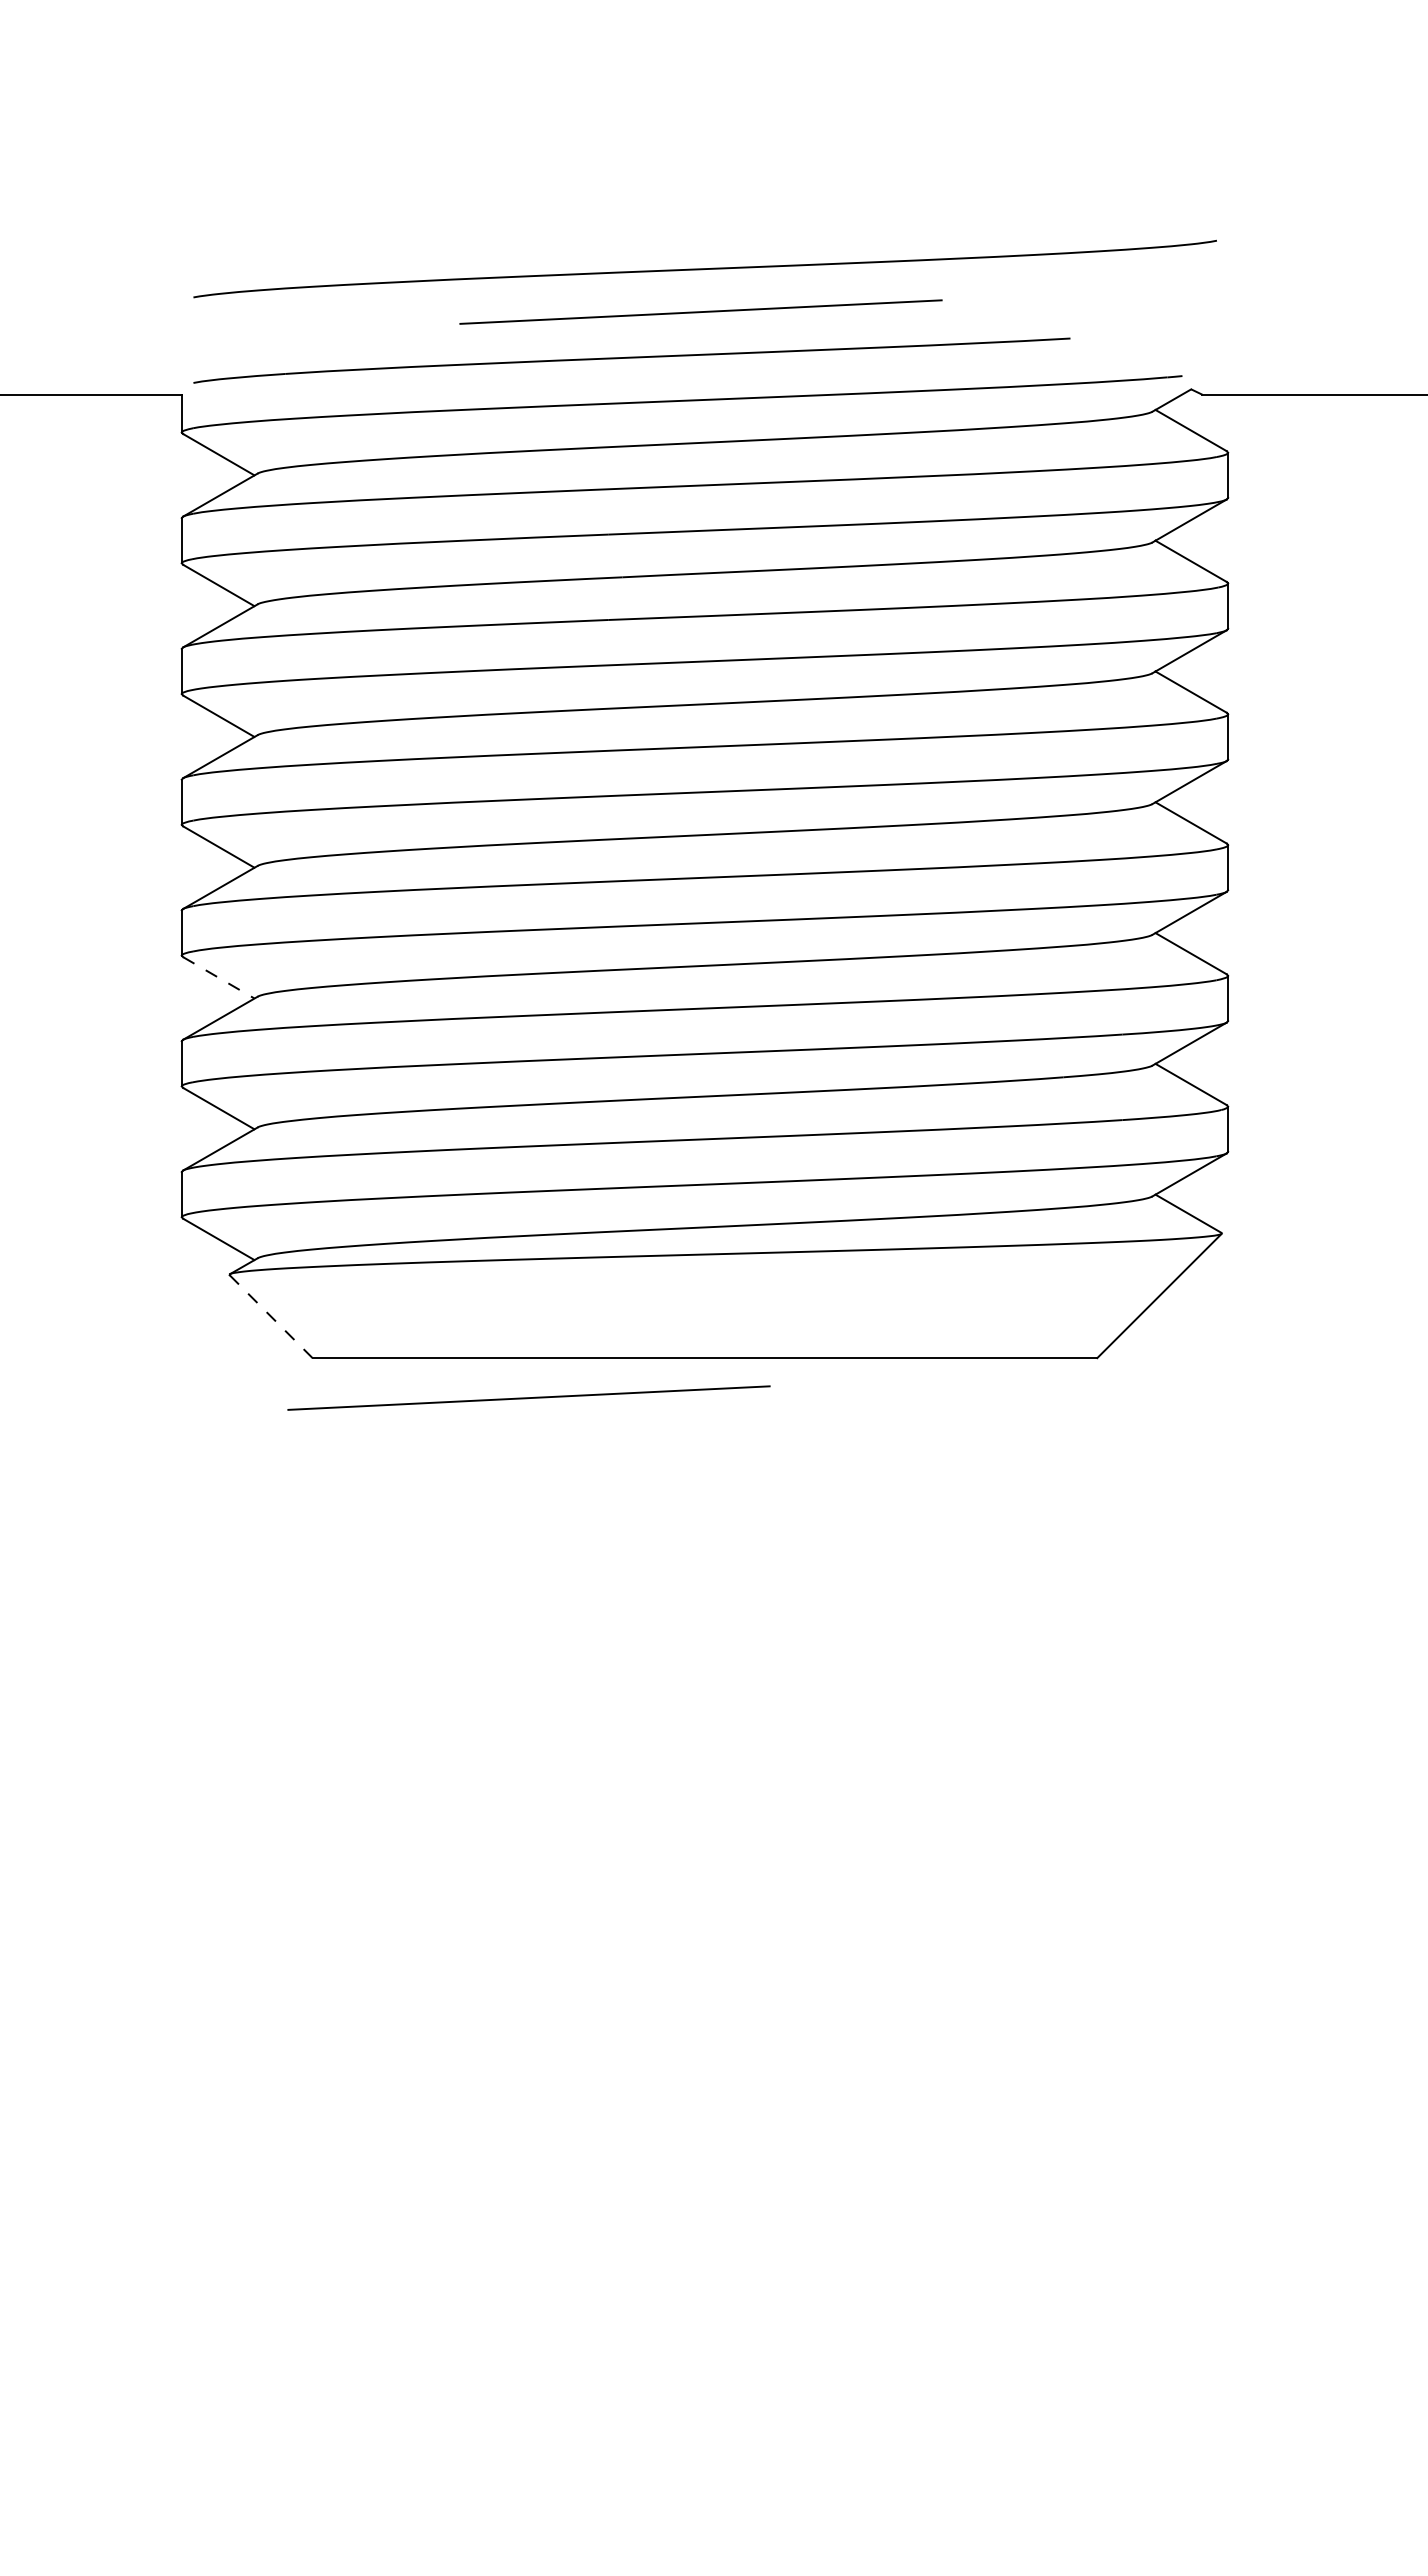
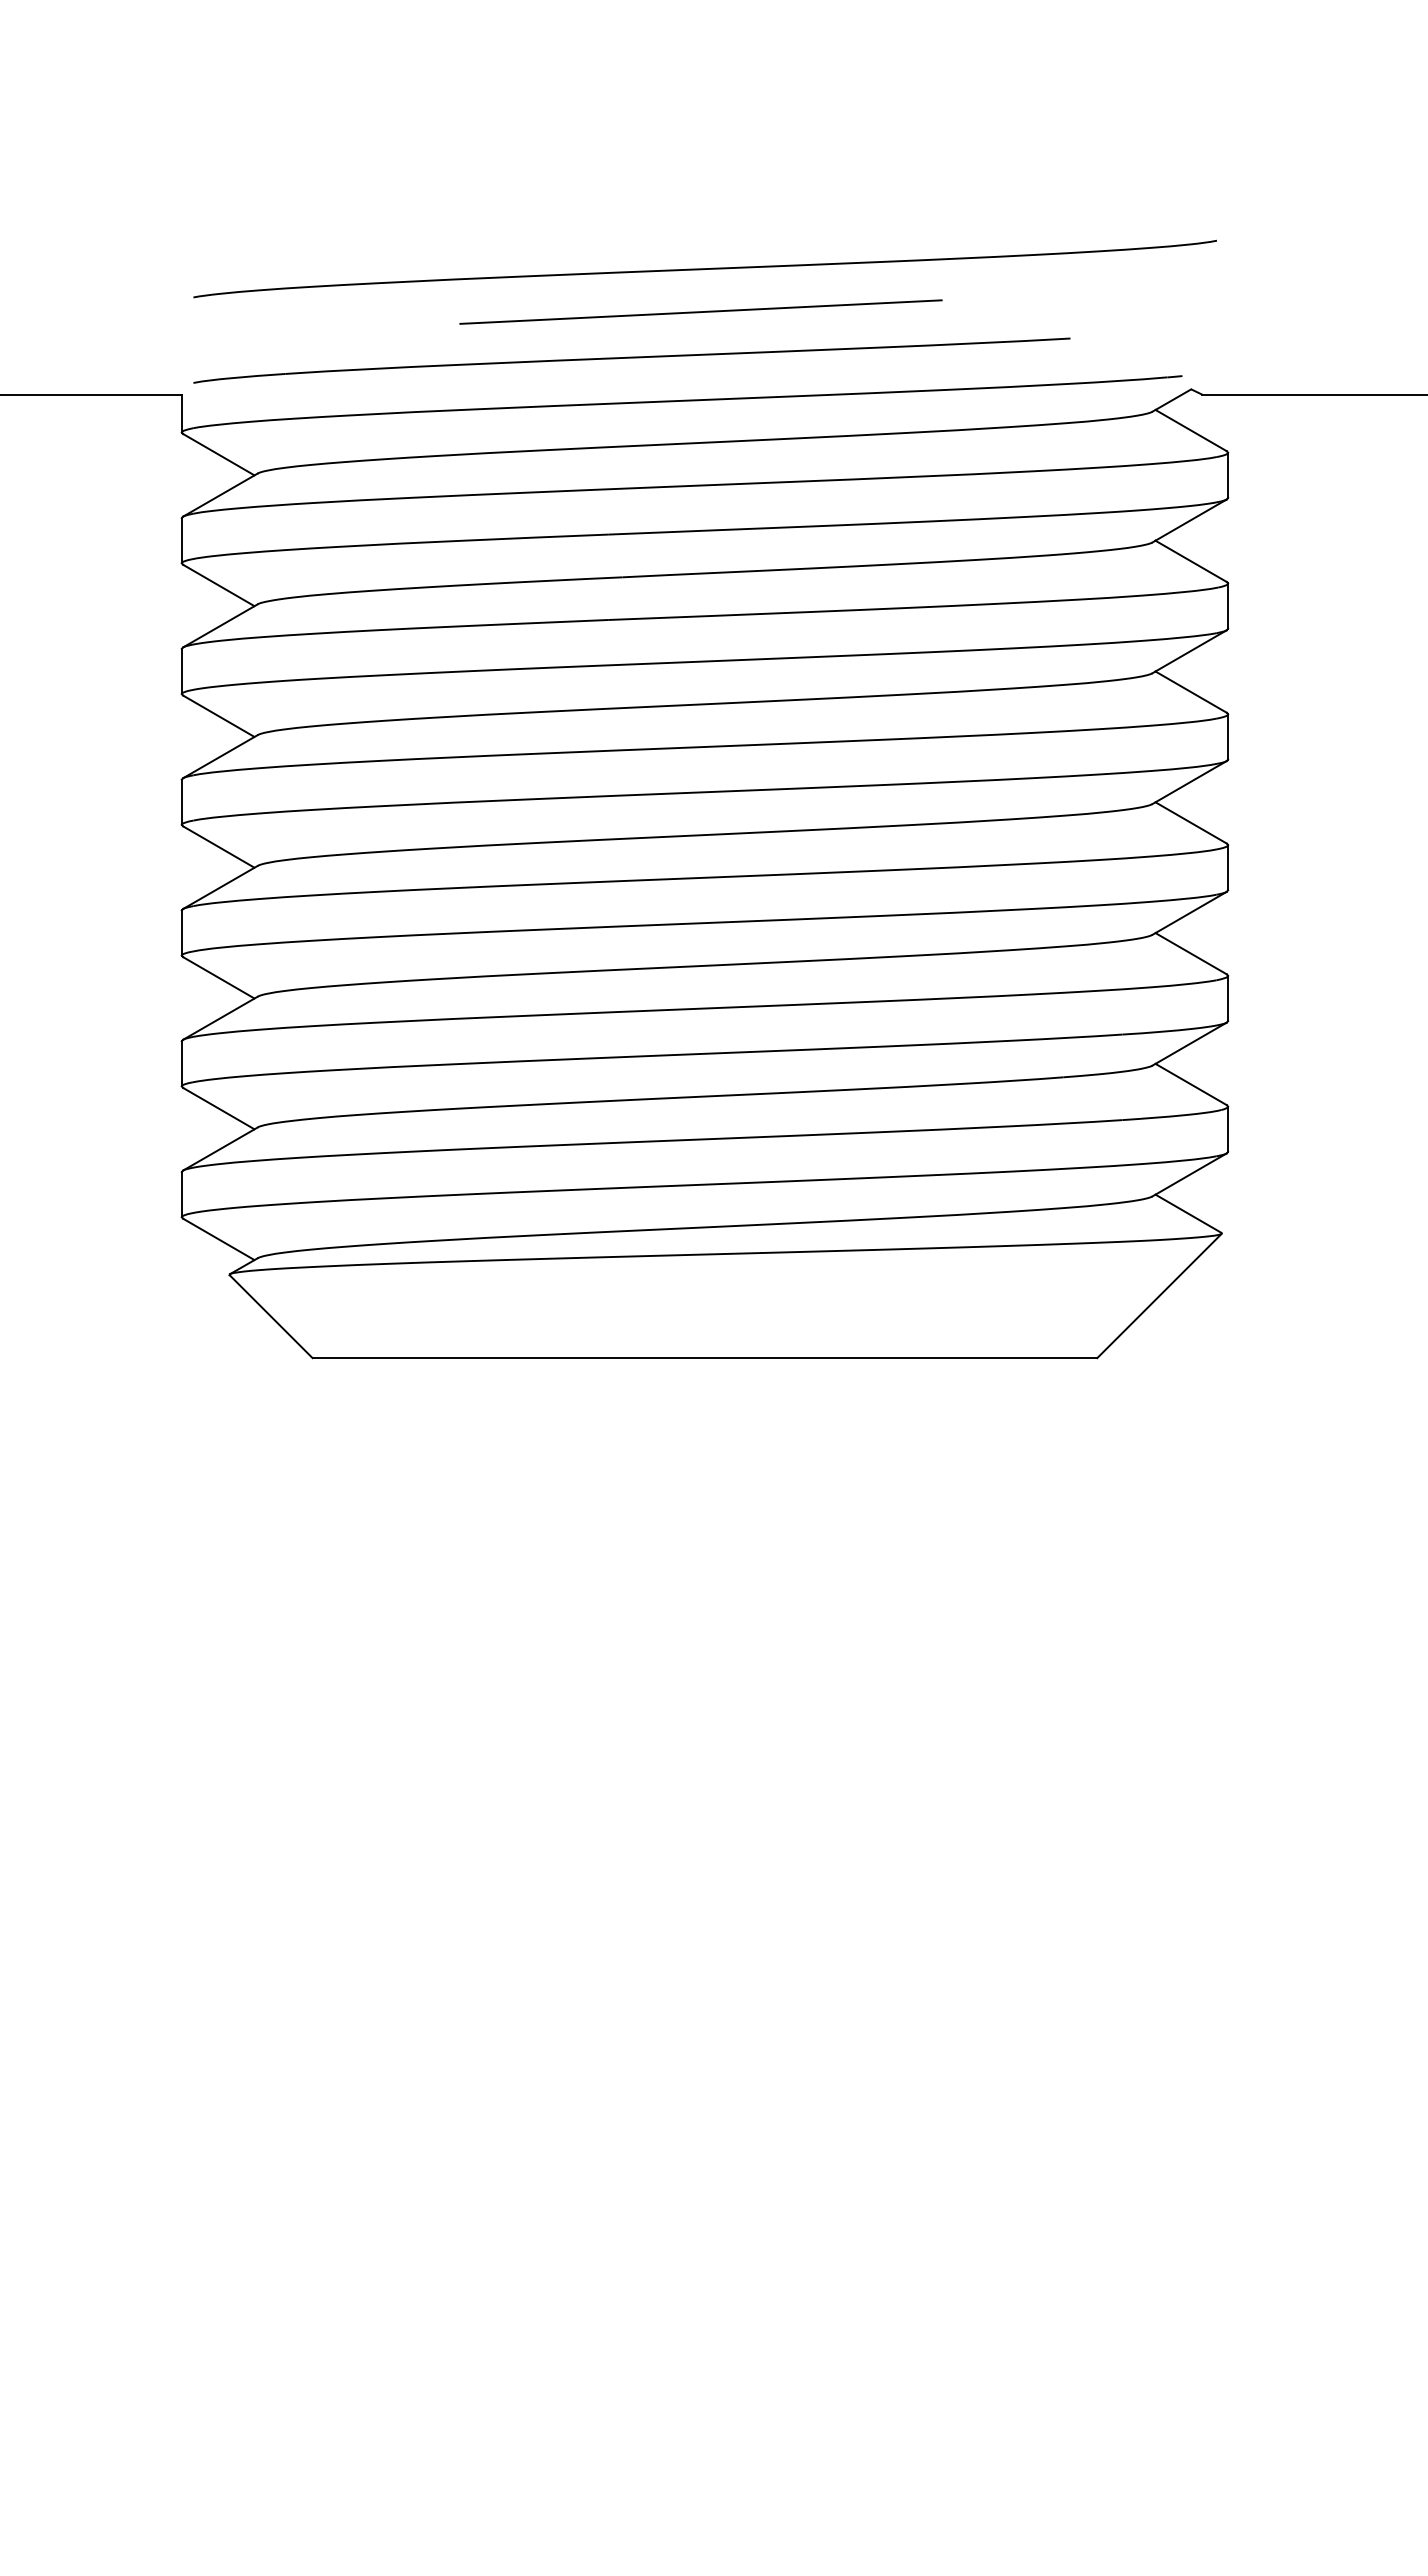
line: dashed -> solid (219, 978)
line: dashed -> solid (271, 1316)
line: present -> none (528, 1397)
